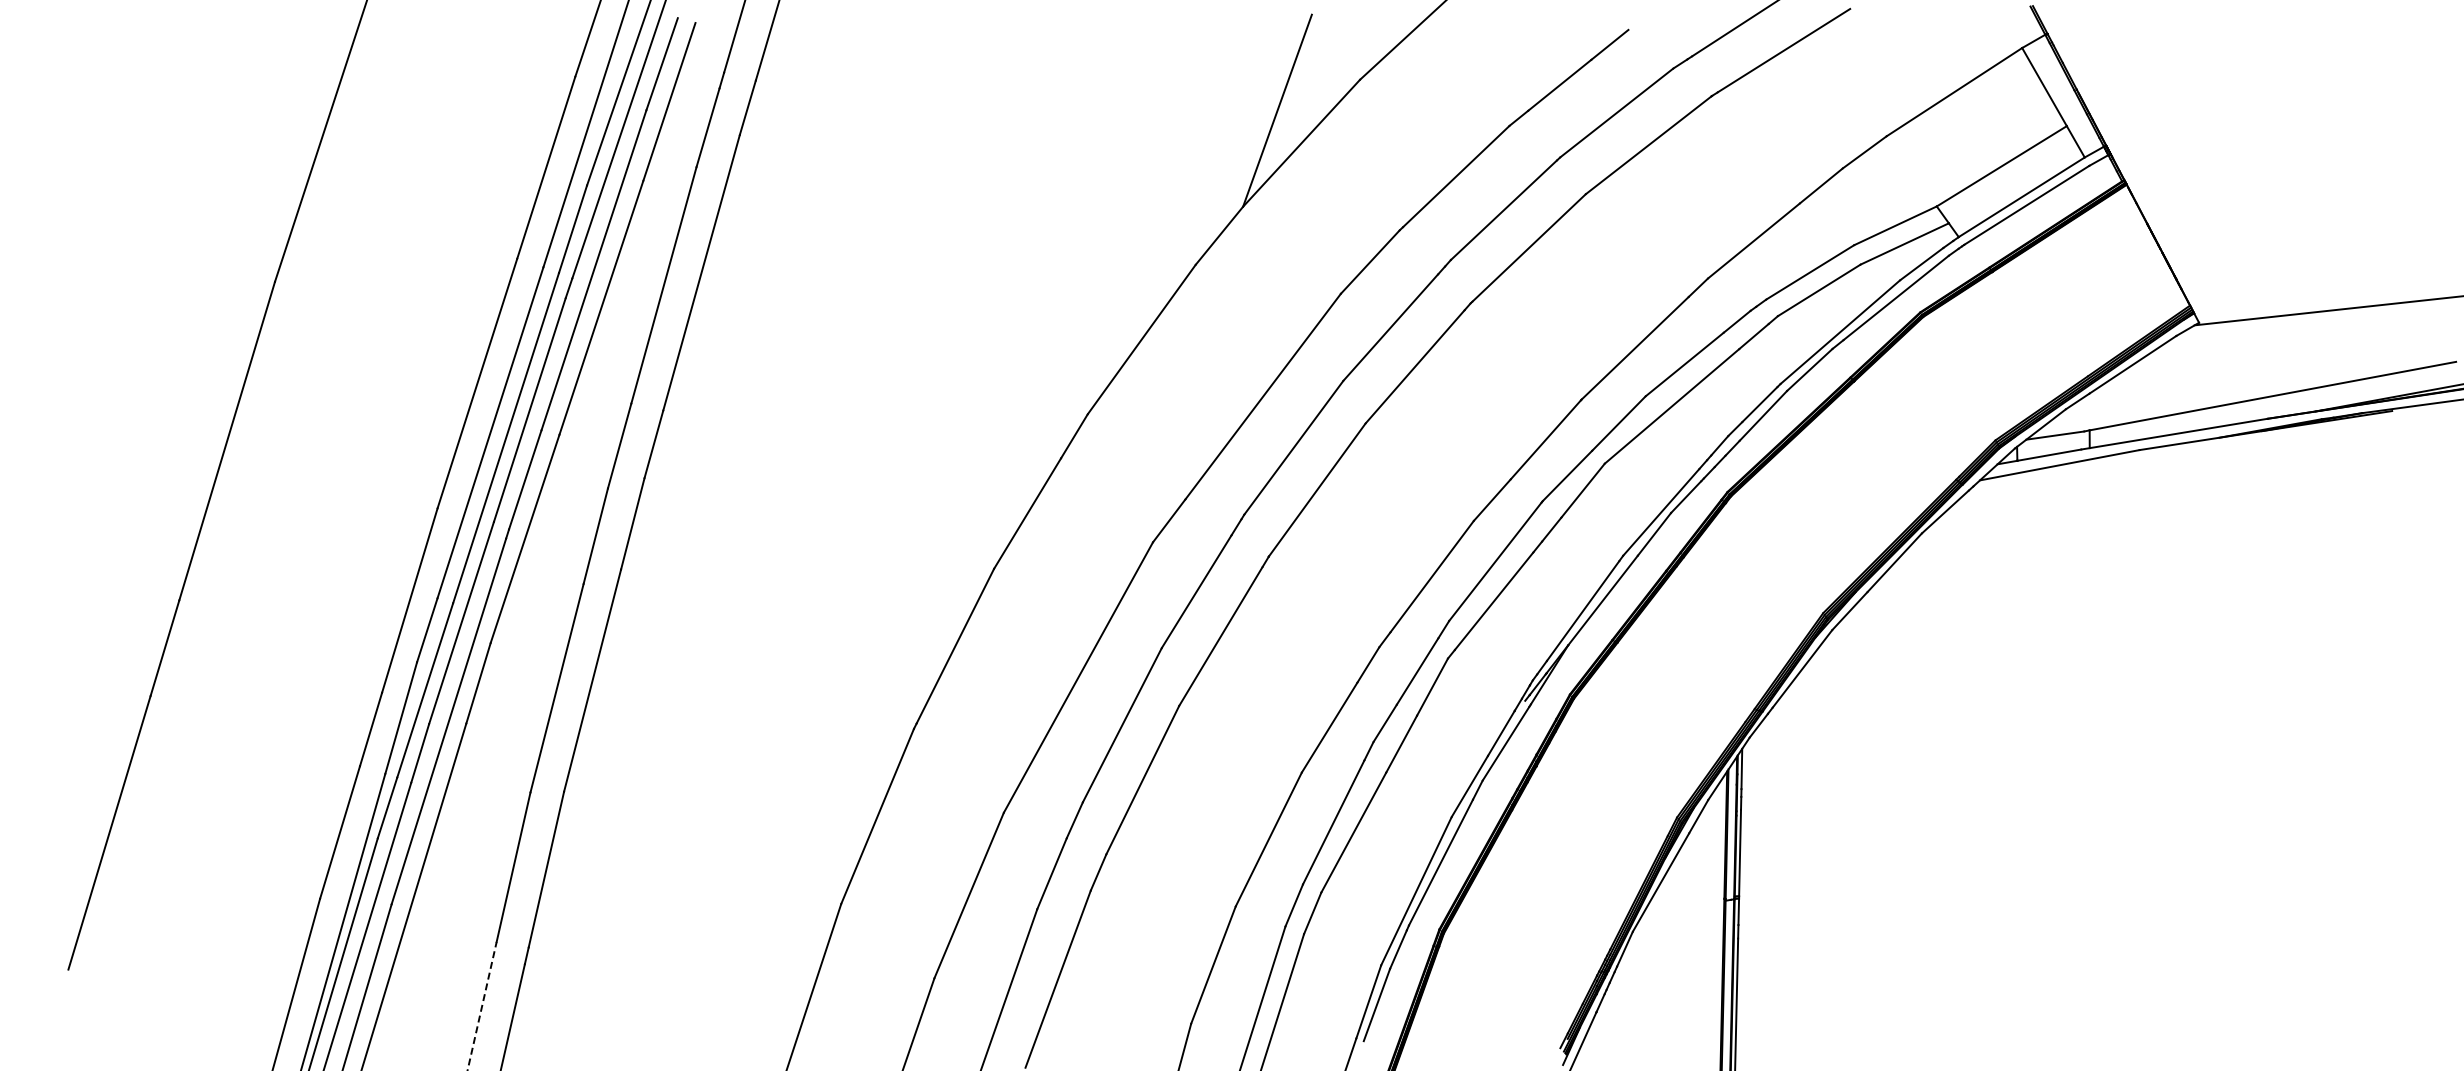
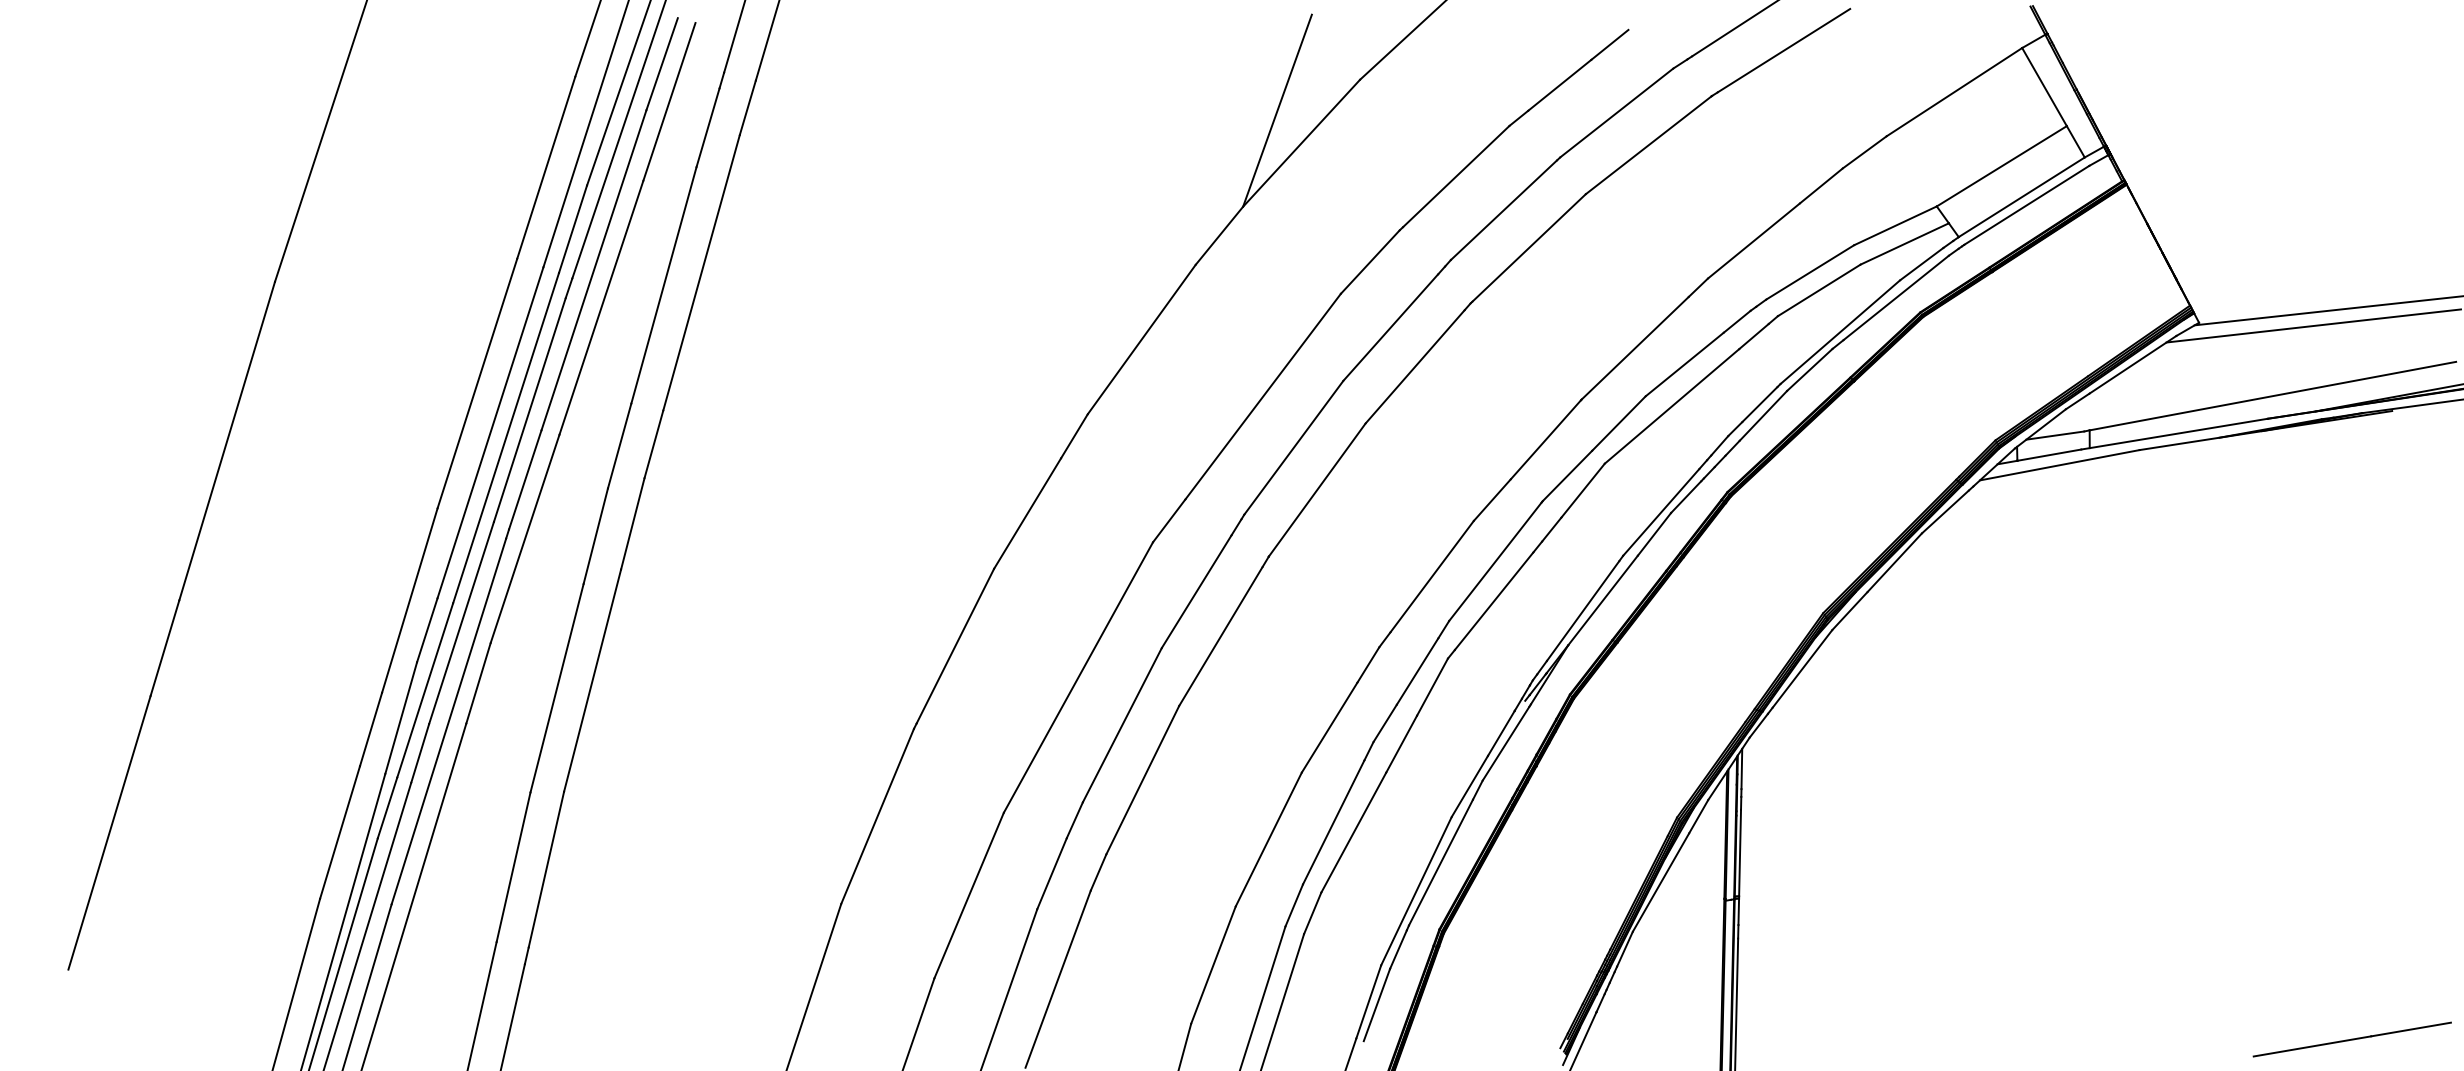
line: none -> present (2313, 325)
line: dashed -> solid (482, 1006)
line: none -> present (2351, 1039)
